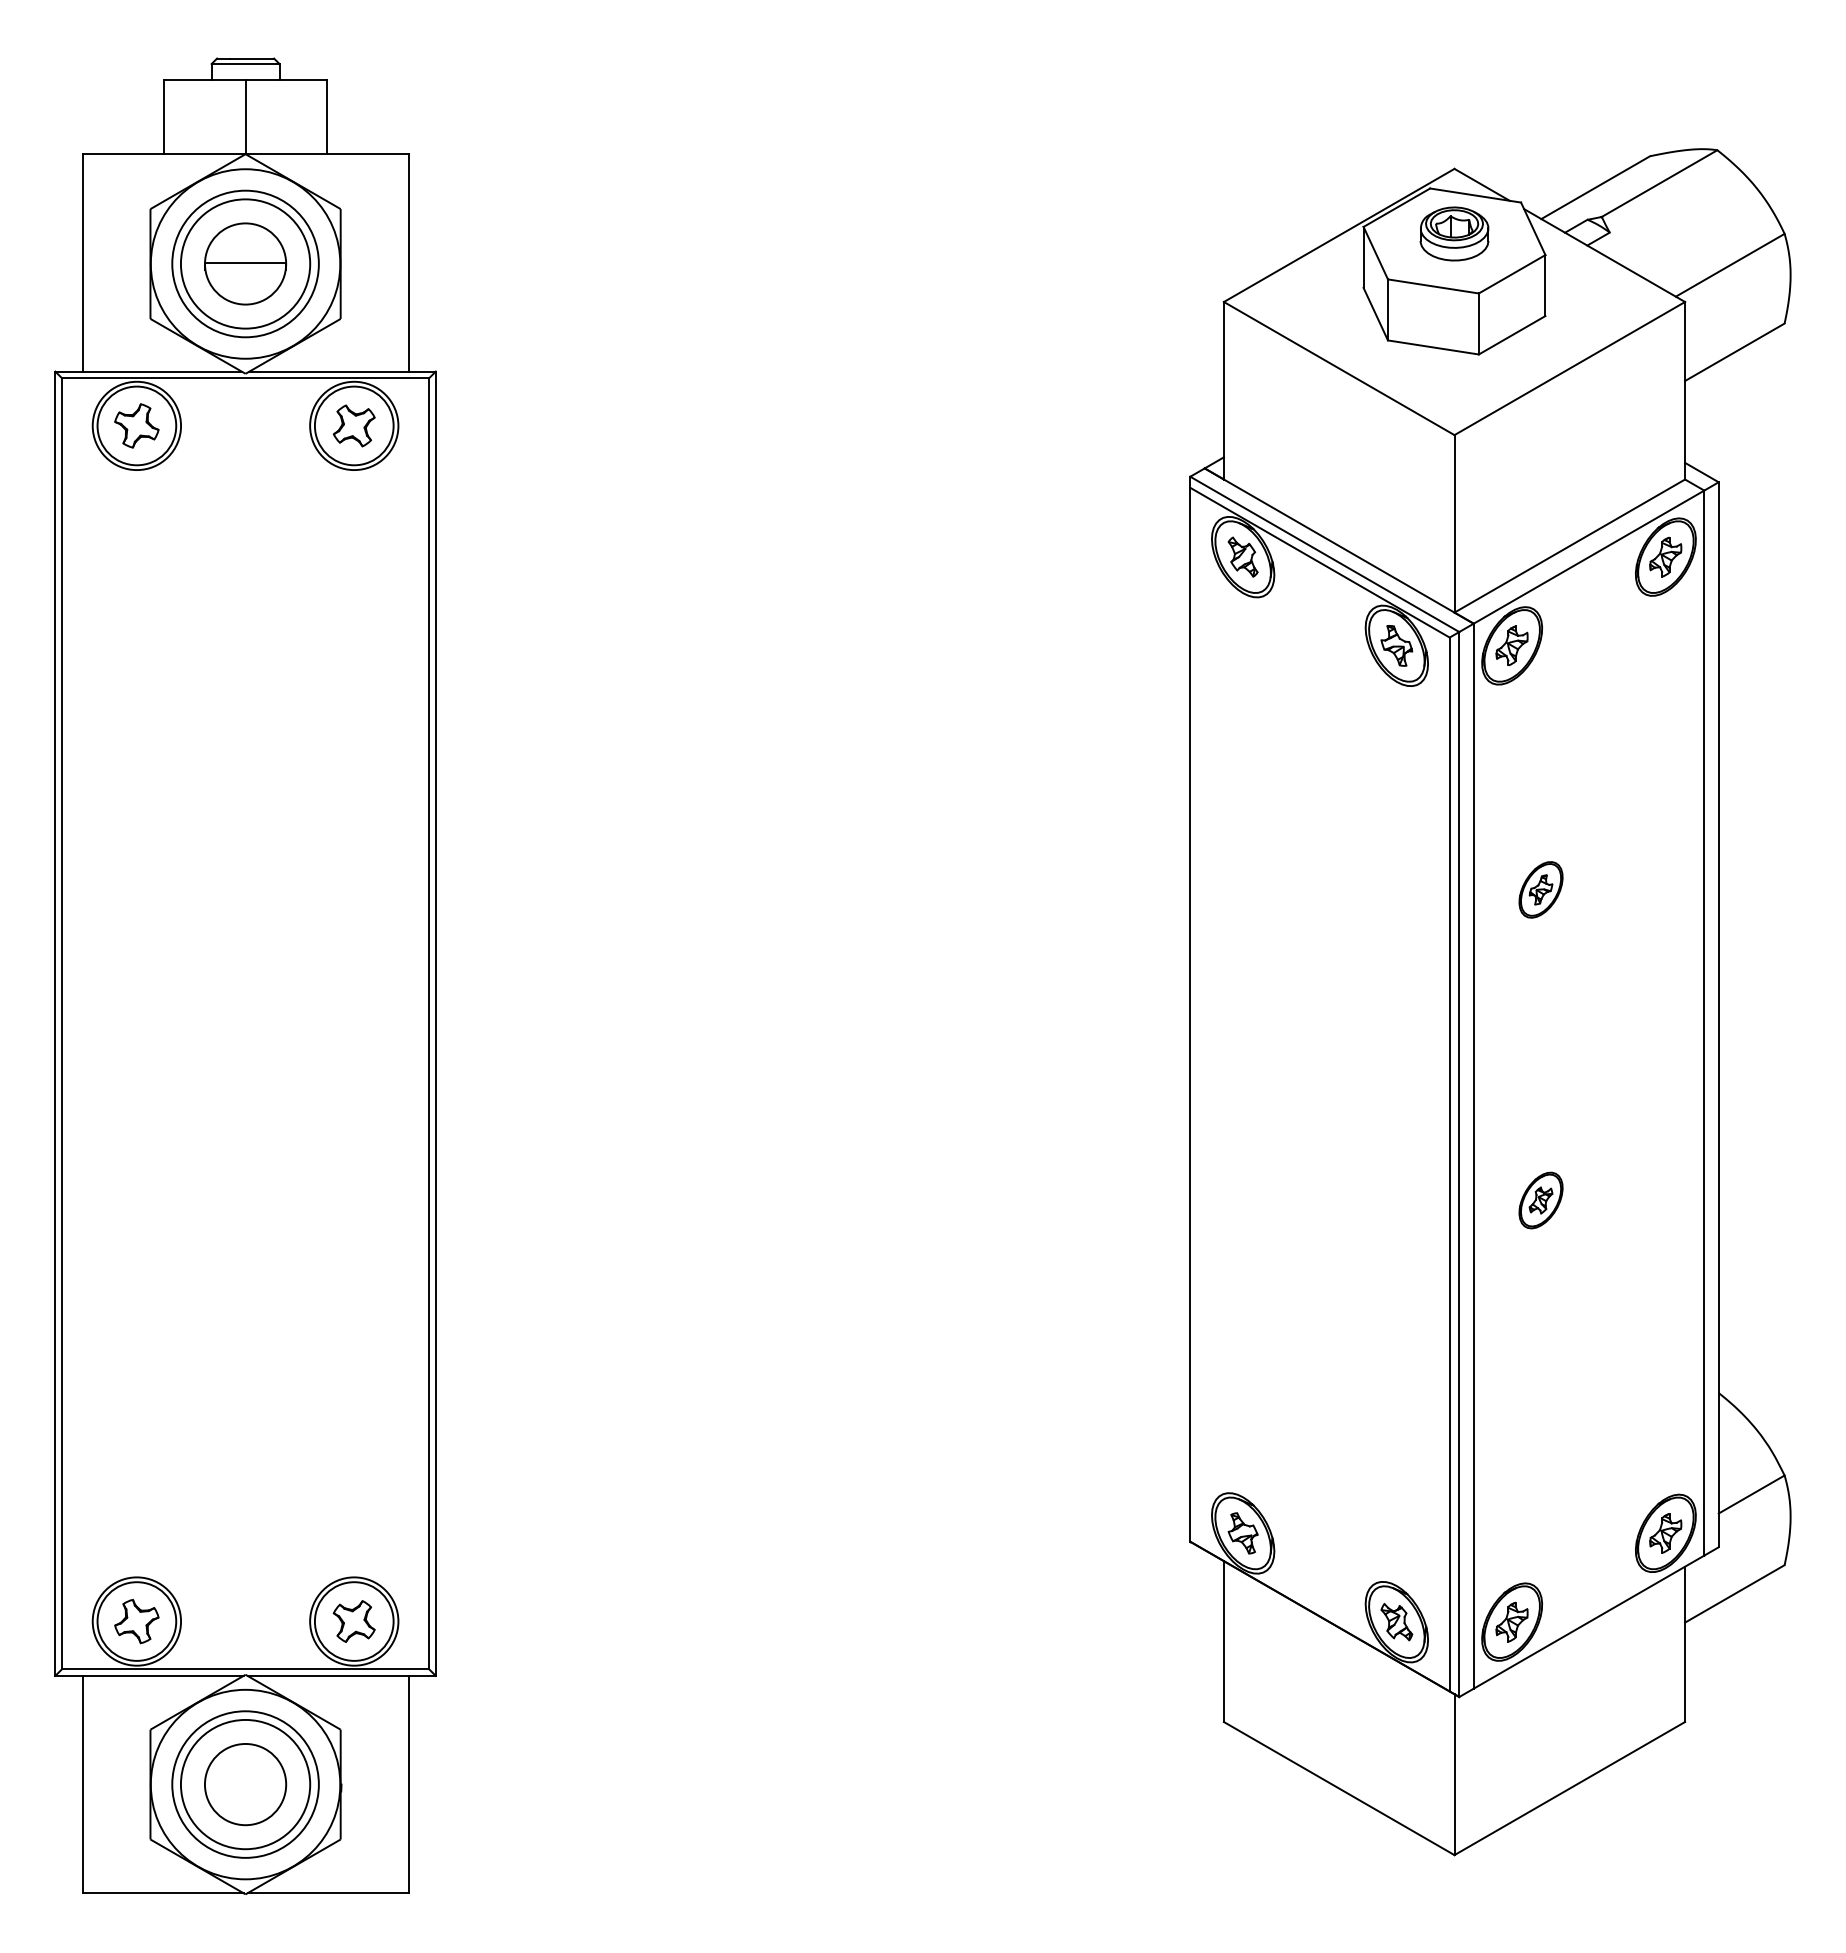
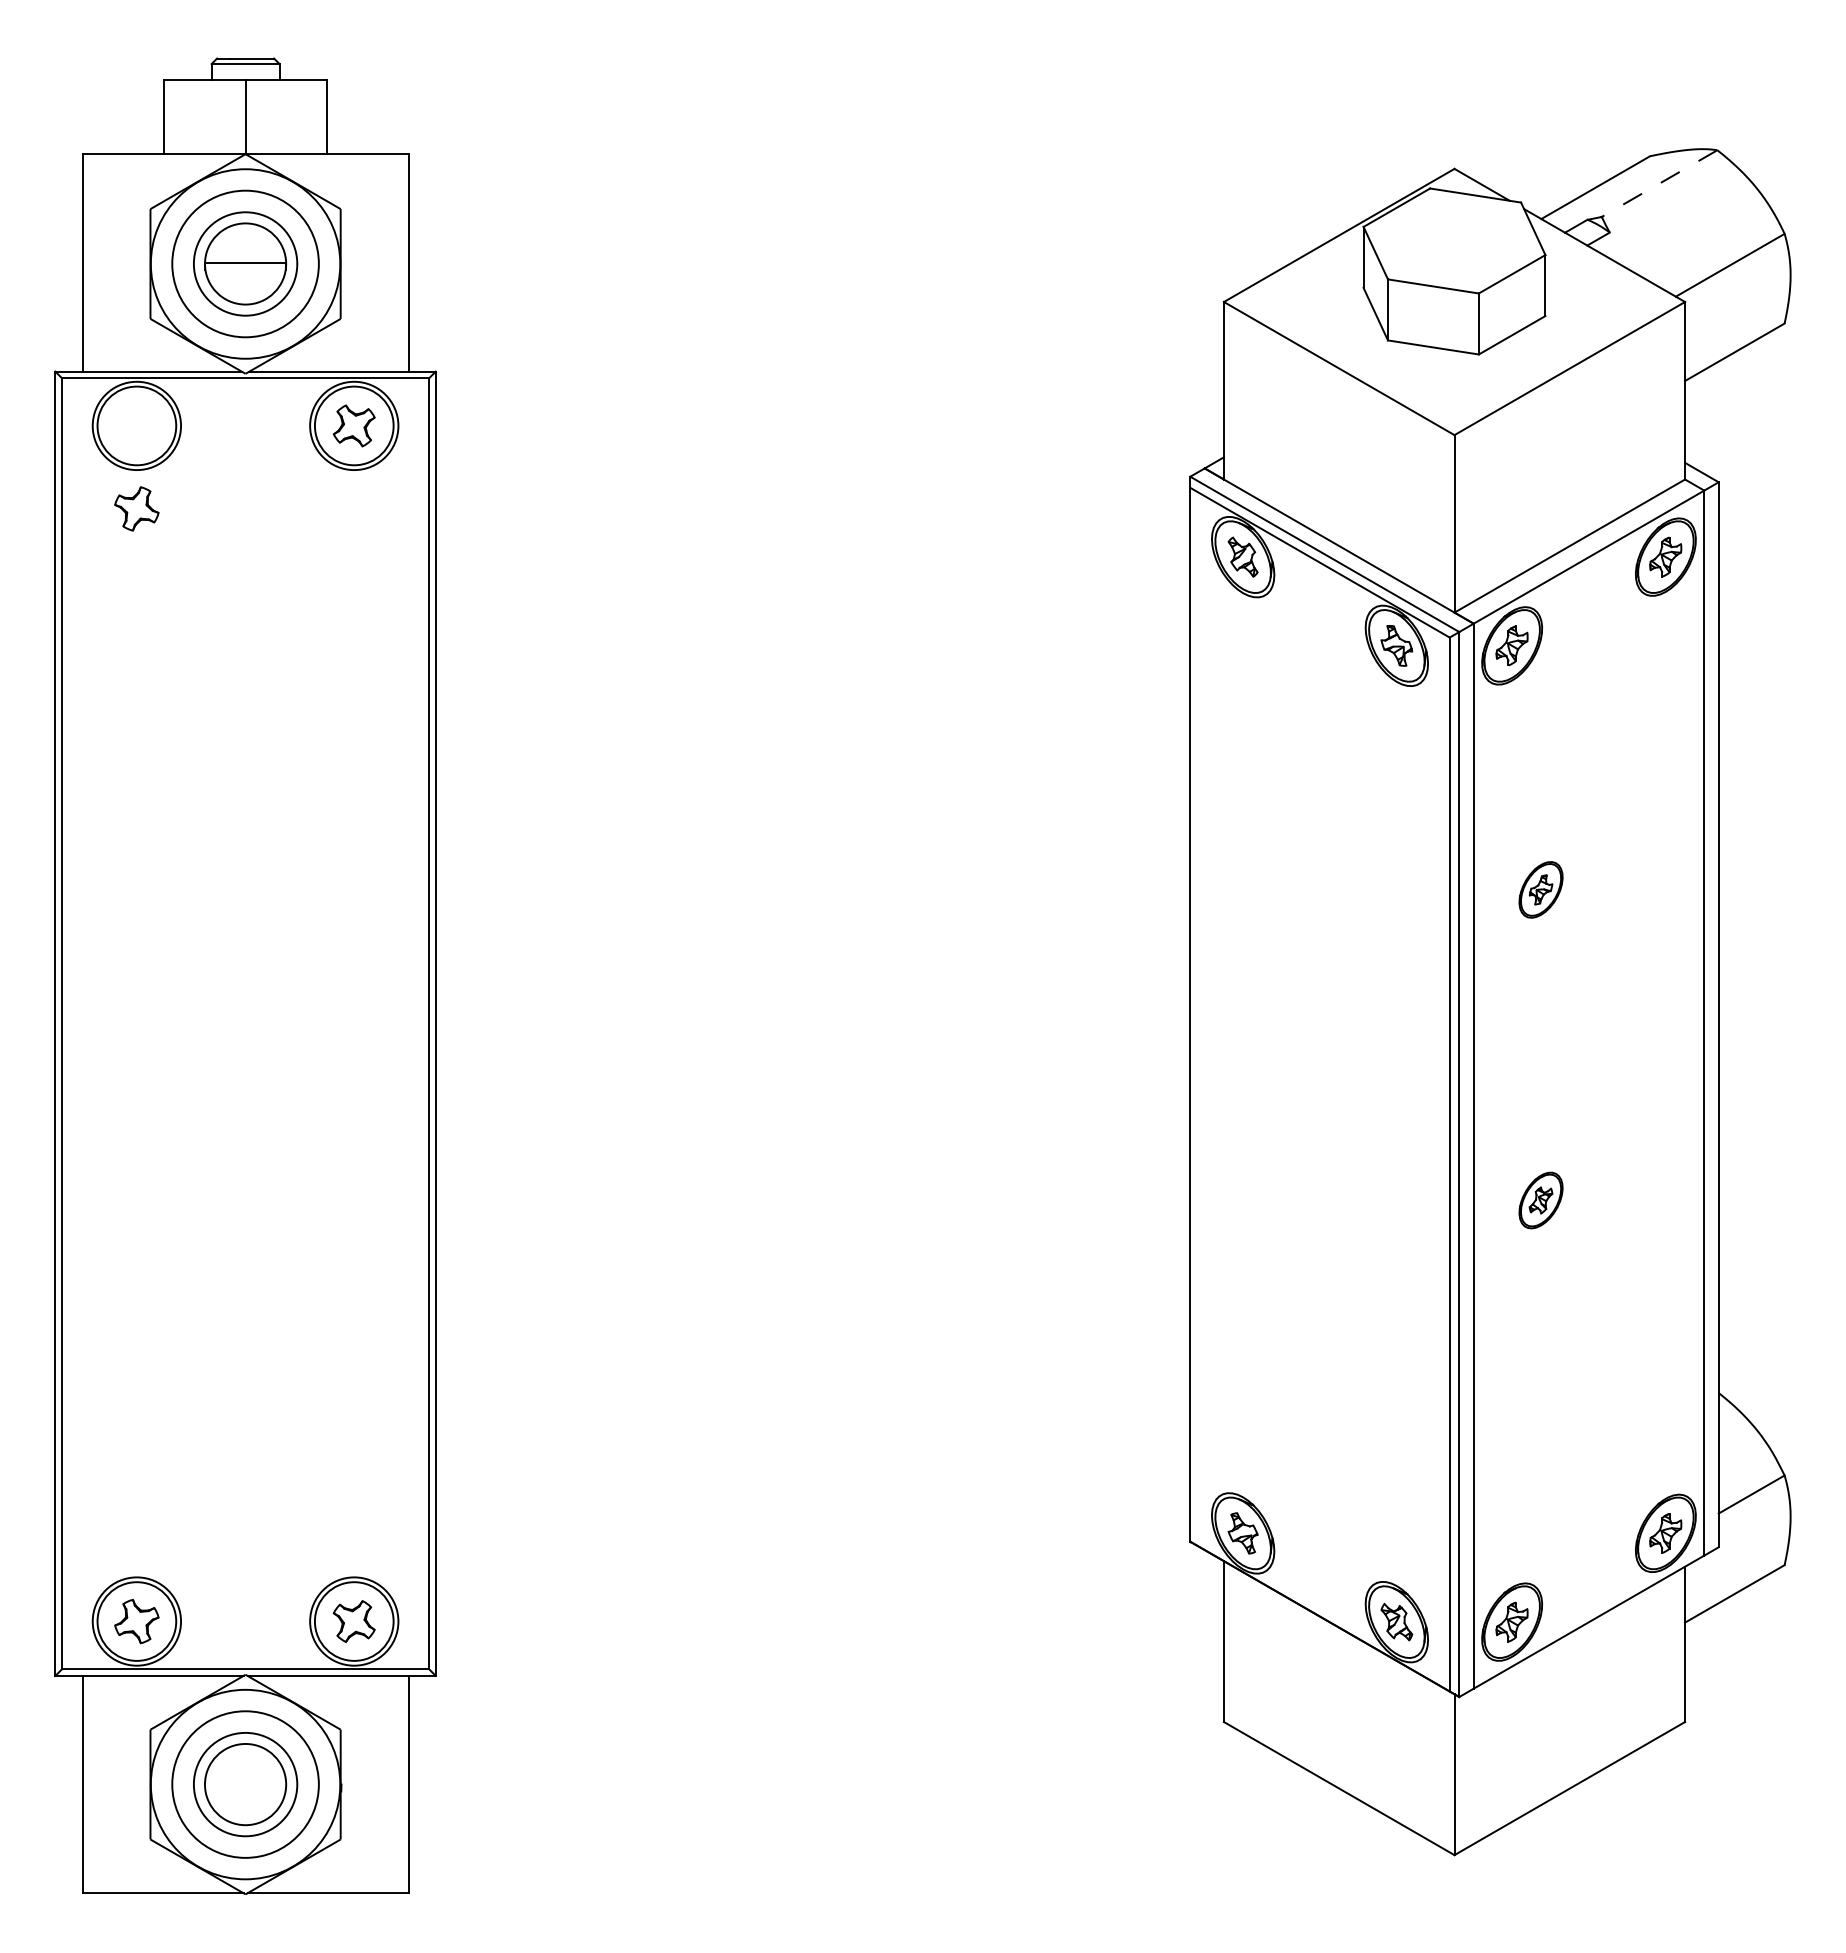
line: solid -> dashed (1659, 183)
part: present -> none (1454, 233)
circle diameter: 129 px -> 103 px (245, 263)
part position: (136, 425) -> (136, 508) (136, 508)
circle diameter: 129 px -> 103 px (245, 1784)
